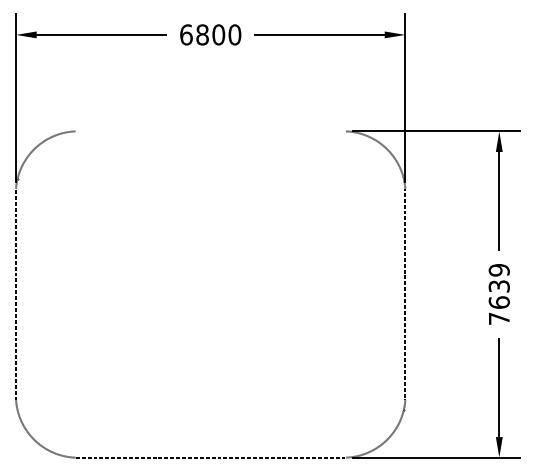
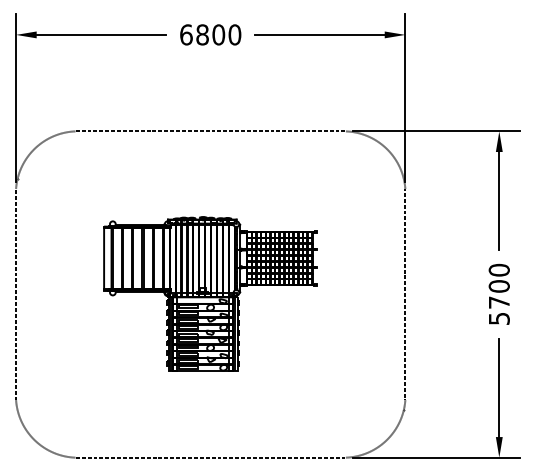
line: none -> present (210, 131)
part: none -> present (210, 293)
text: 7639 -> 5700 (498, 293)
